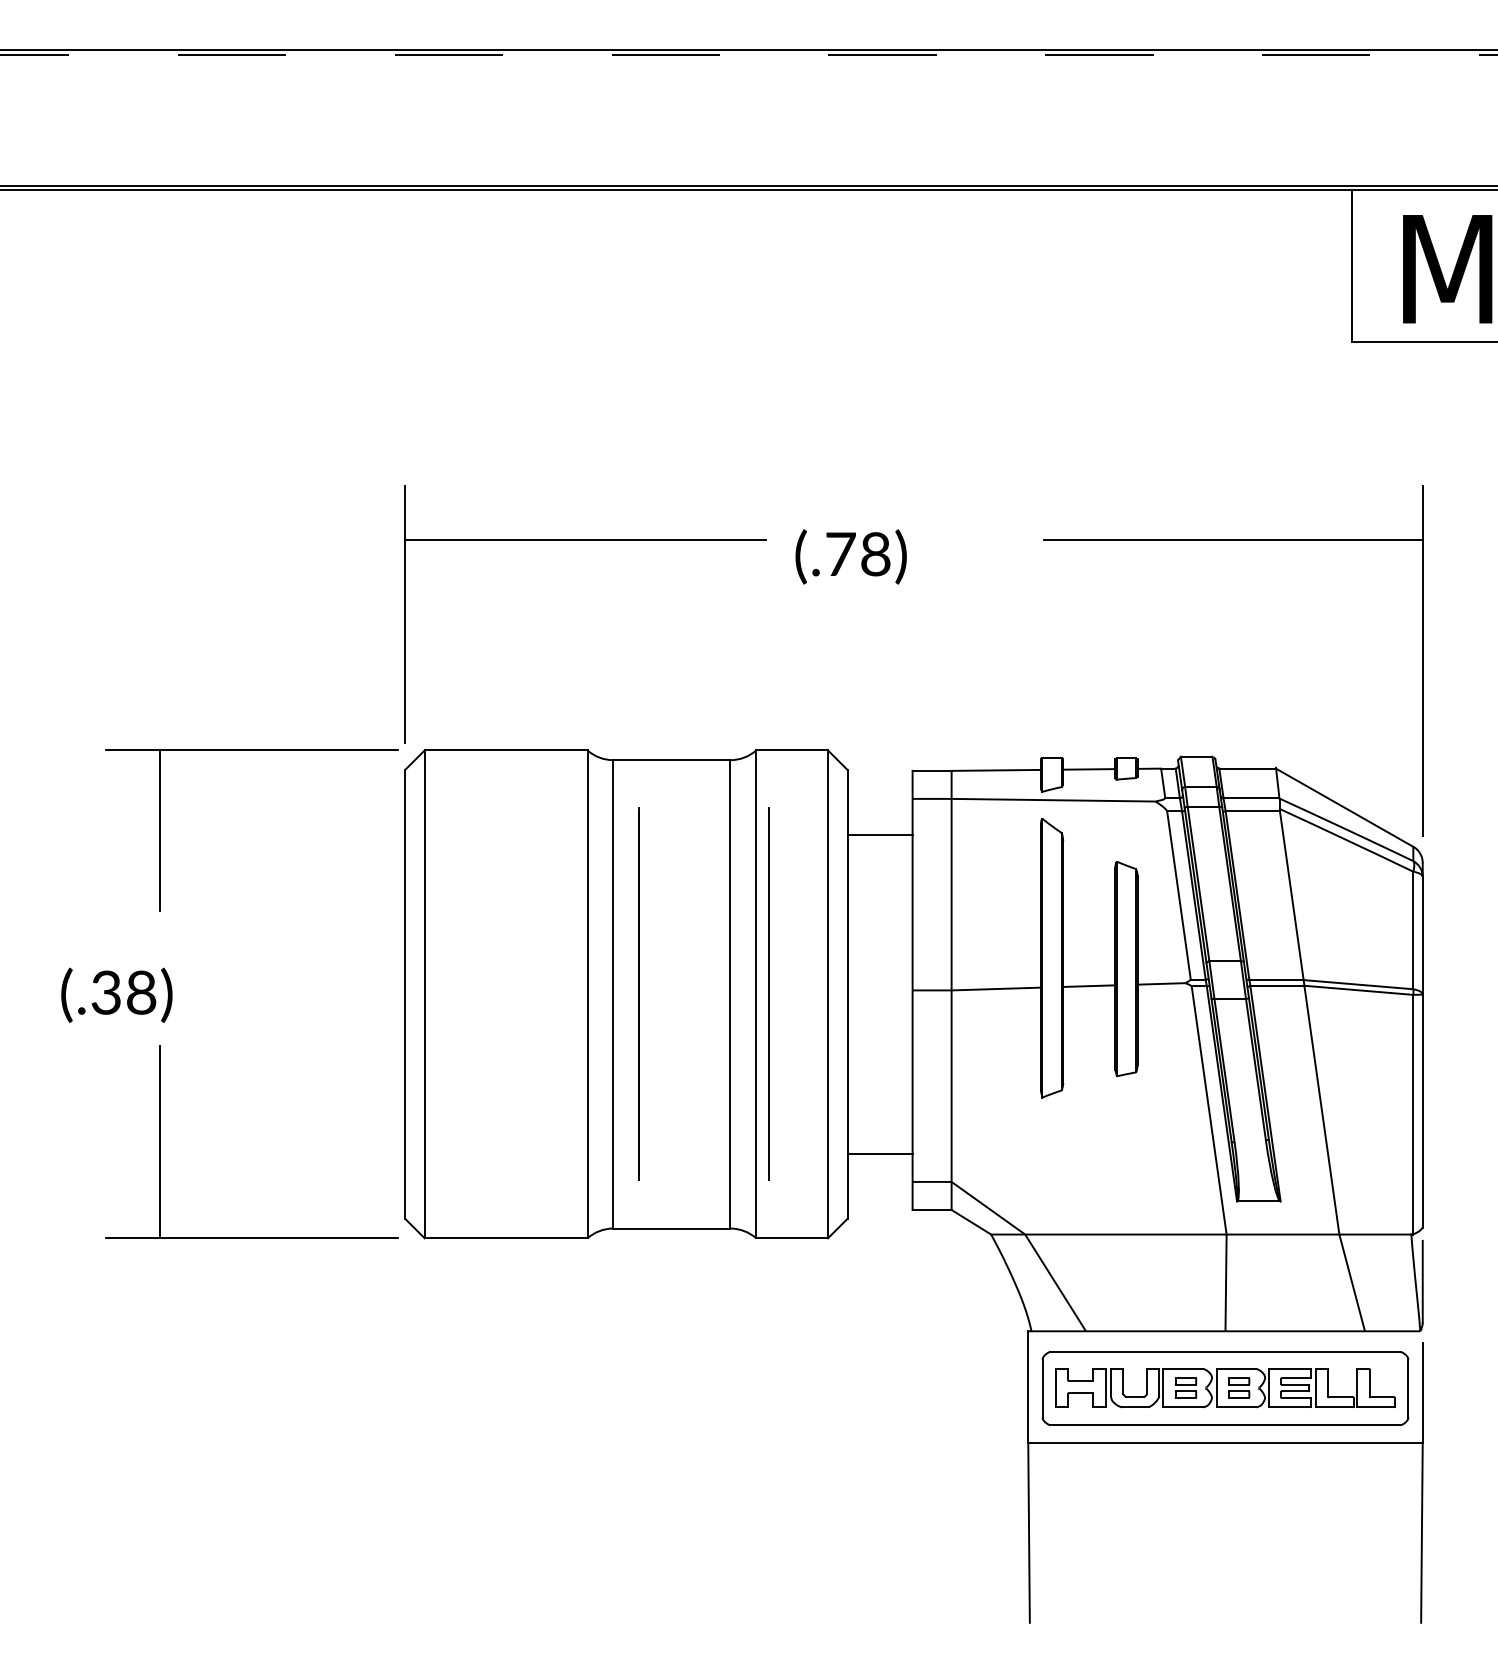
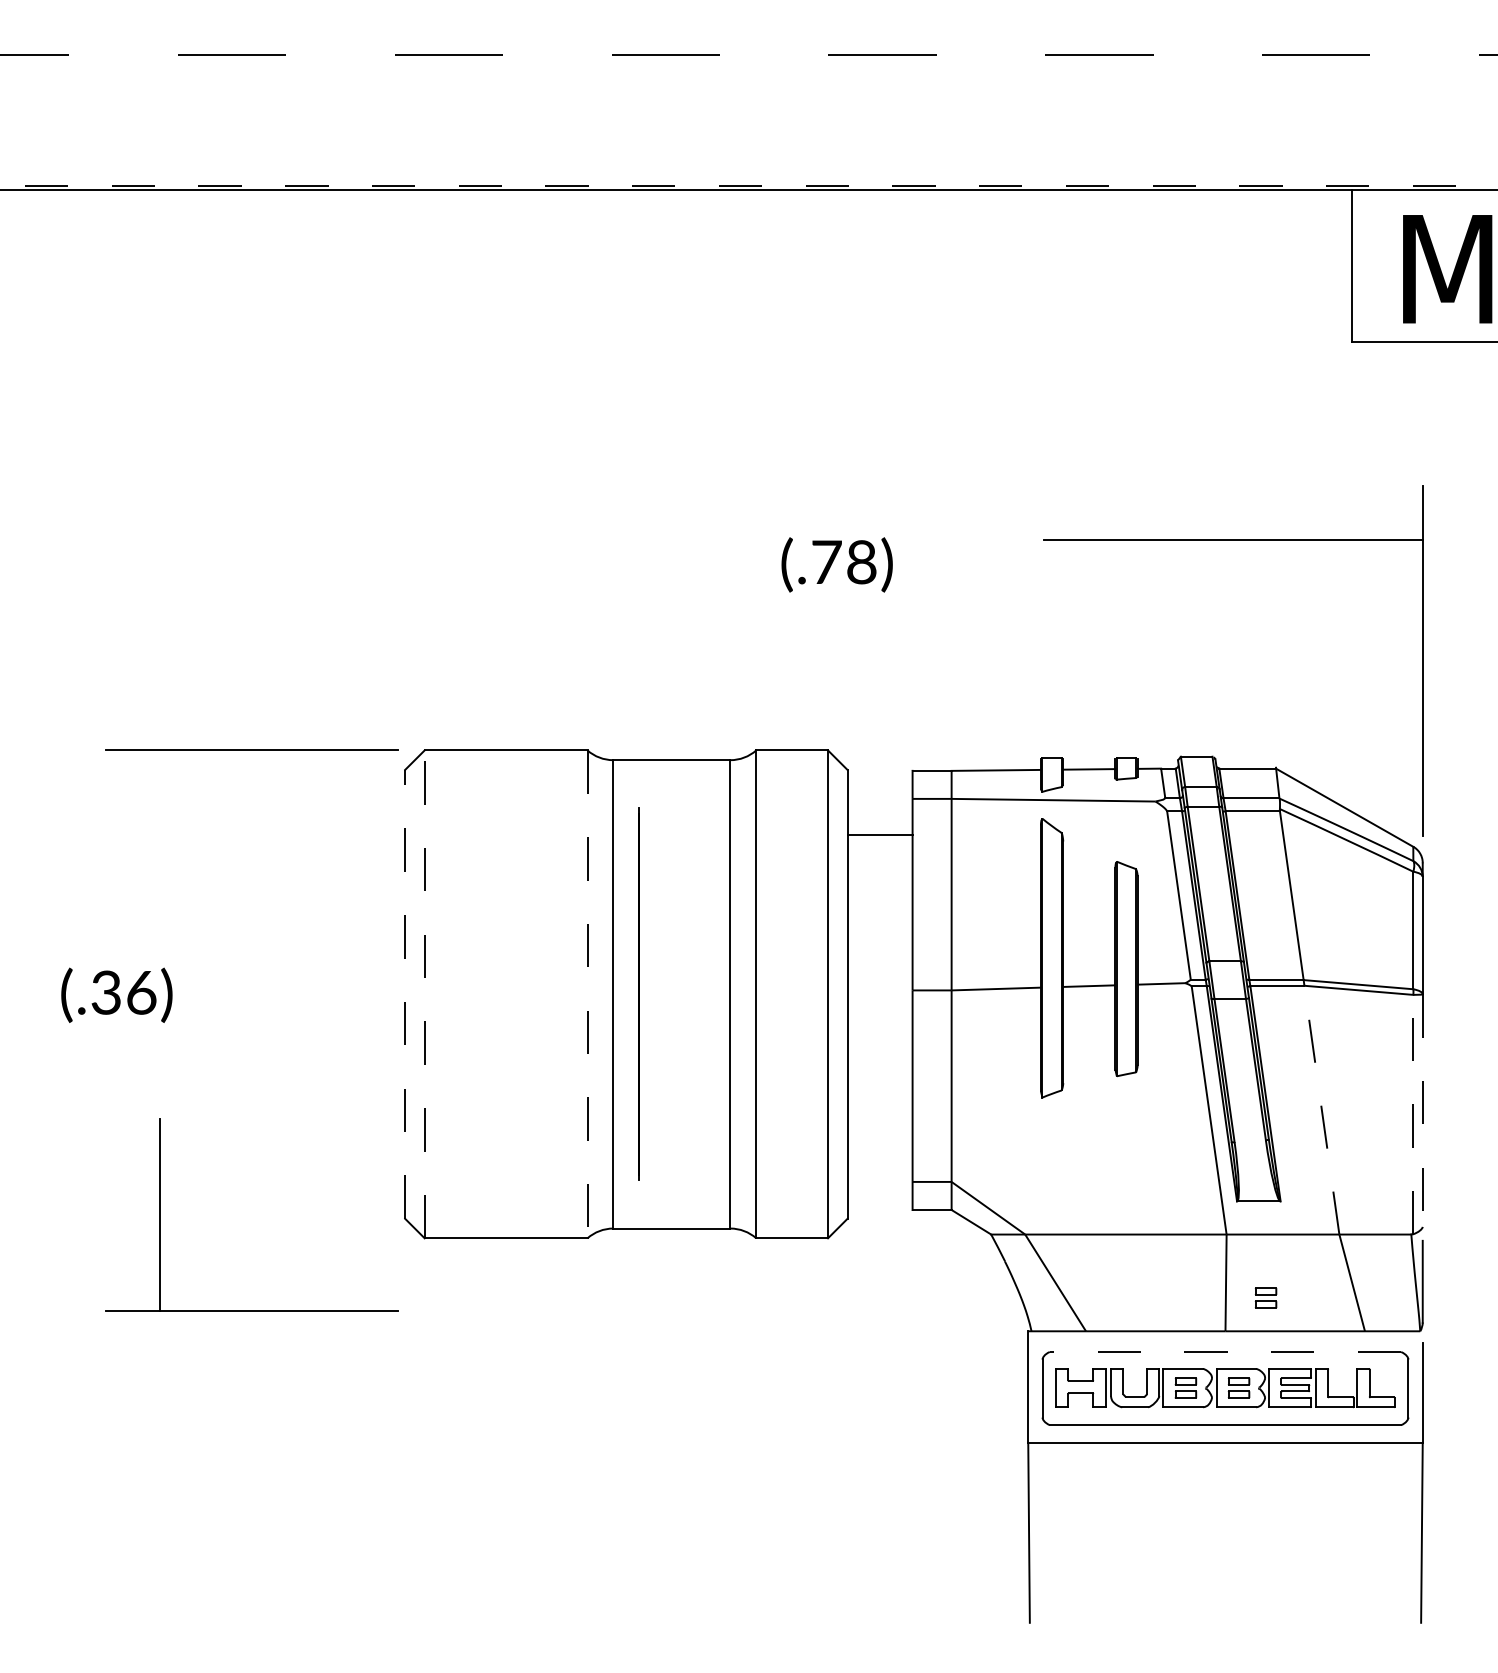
line: present -> none (748, 50)
line: solid -> dashed (748, 185)
part: present -> none (585, 540)
text position: (850, 556) -> (836, 564) (836, 564)
line: present -> none (159, 830)
text: (.38) -> (.36) (141, 992)
line: solid -> dashed (405, 993)
line: solid -> dashed (424, 994)
line: solid -> dashed (587, 994)
line: present -> none (769, 994)
line: solid -> dashed (1321, 1109)
line: solid -> dashed (1422, 1111)
line: solid -> dashed (1413, 1114)
part position: (160, 1141) -> (160, 1214) (160, 1214)
line: present -> none (879, 1153)
part: none -> present (1265, 1297)
line: solid -> dashed (1225, 1351)
